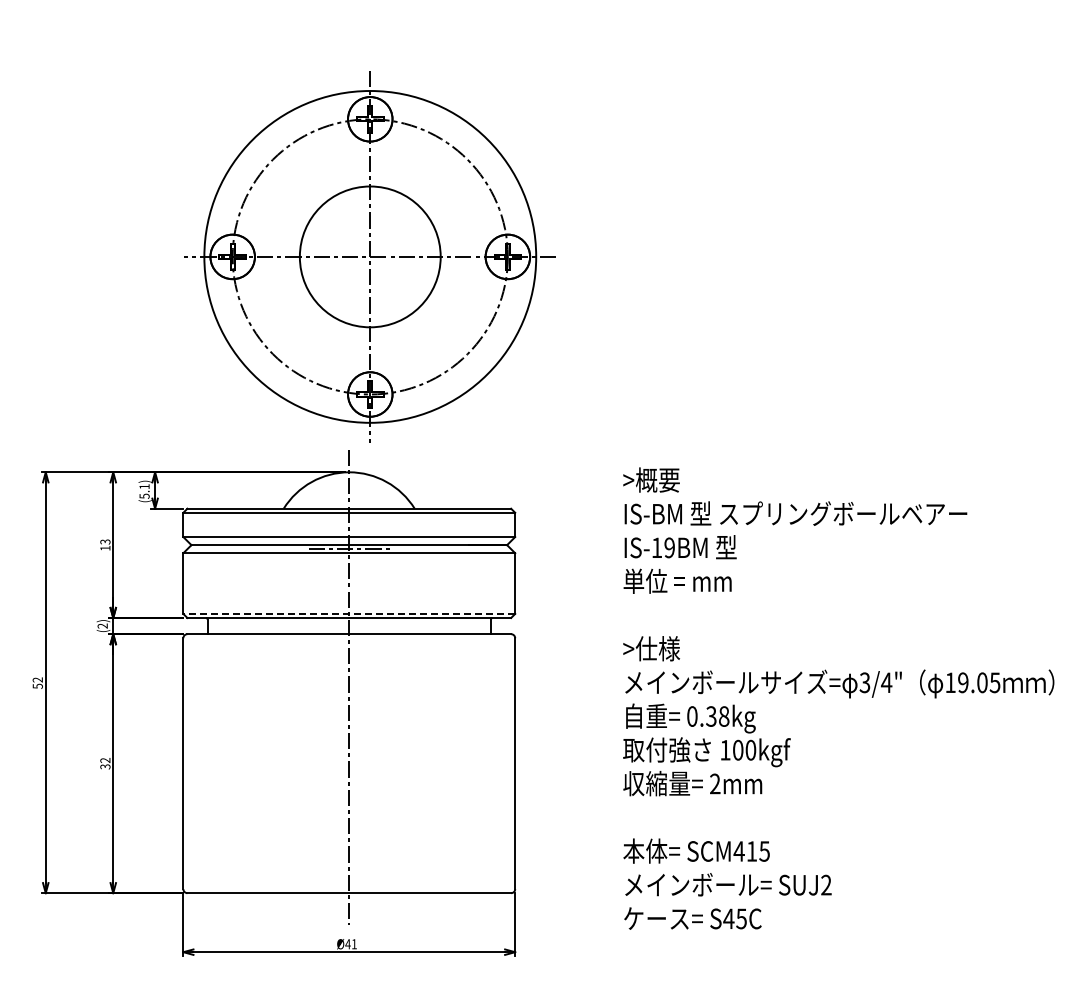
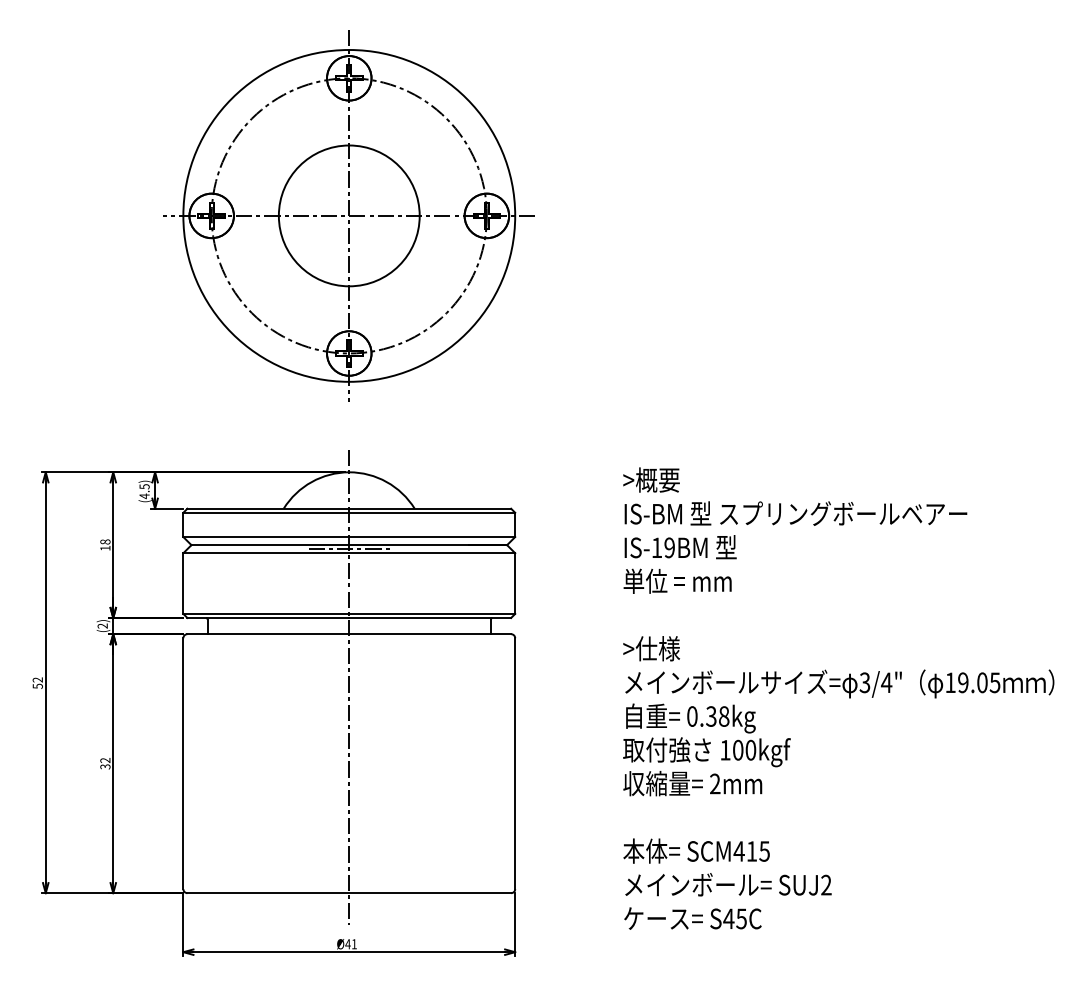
part position: (369, 256) -> (348, 215) (348, 215)
text: (5.1) -> (4.5) (144, 491)
text: 13 -> 18 (105, 541)
line: dashed -> solid (349, 613)
